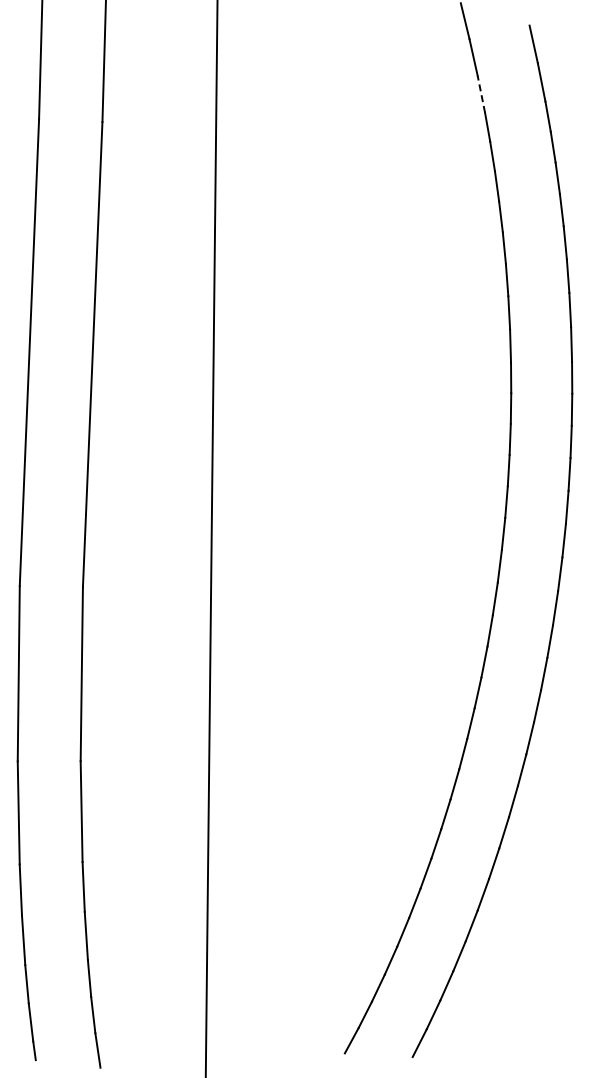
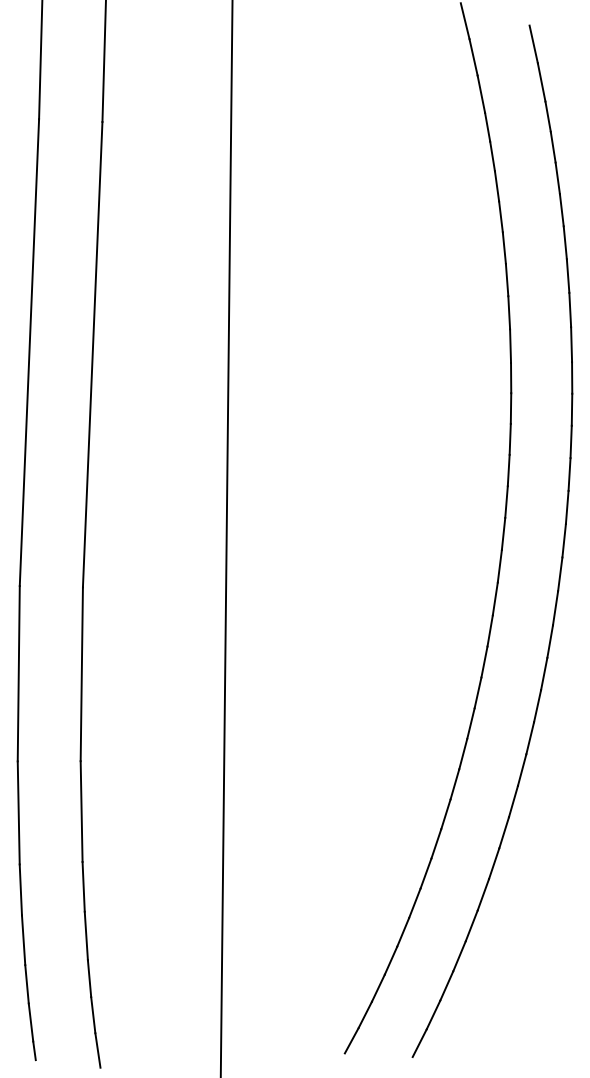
line: dashed -> solid (481, 93)
line position: (211, 538) -> (226, 538) (226, 538)
